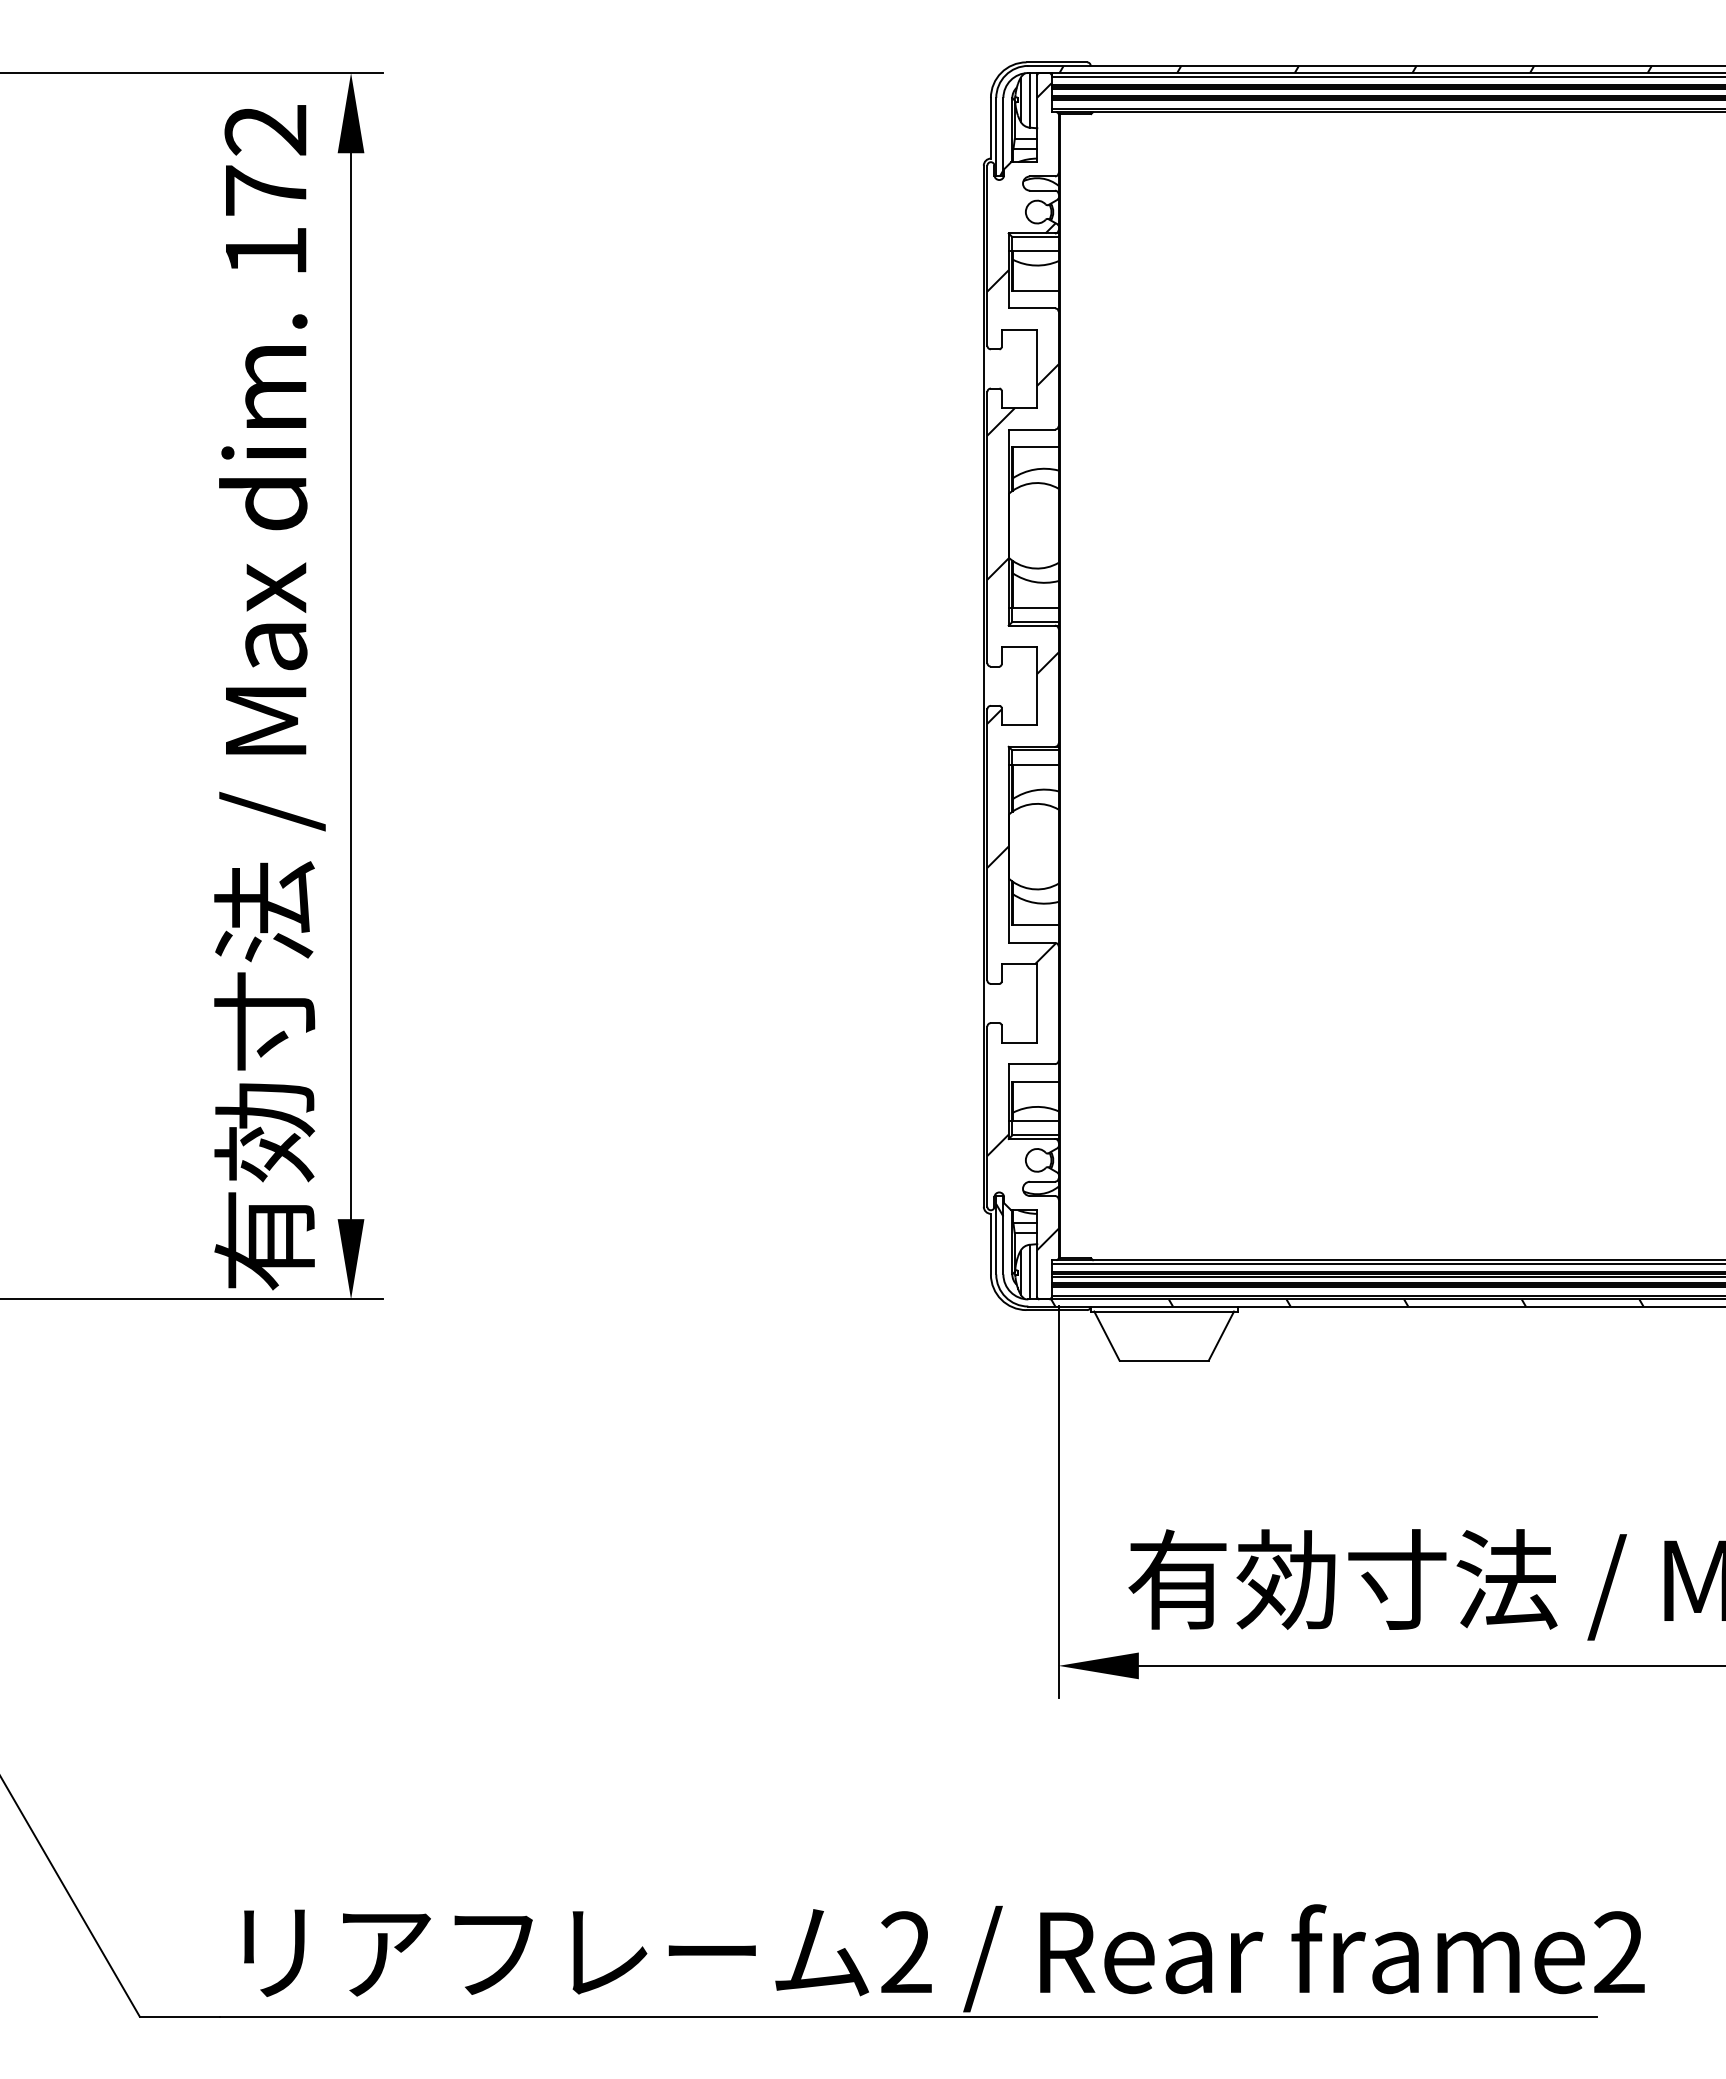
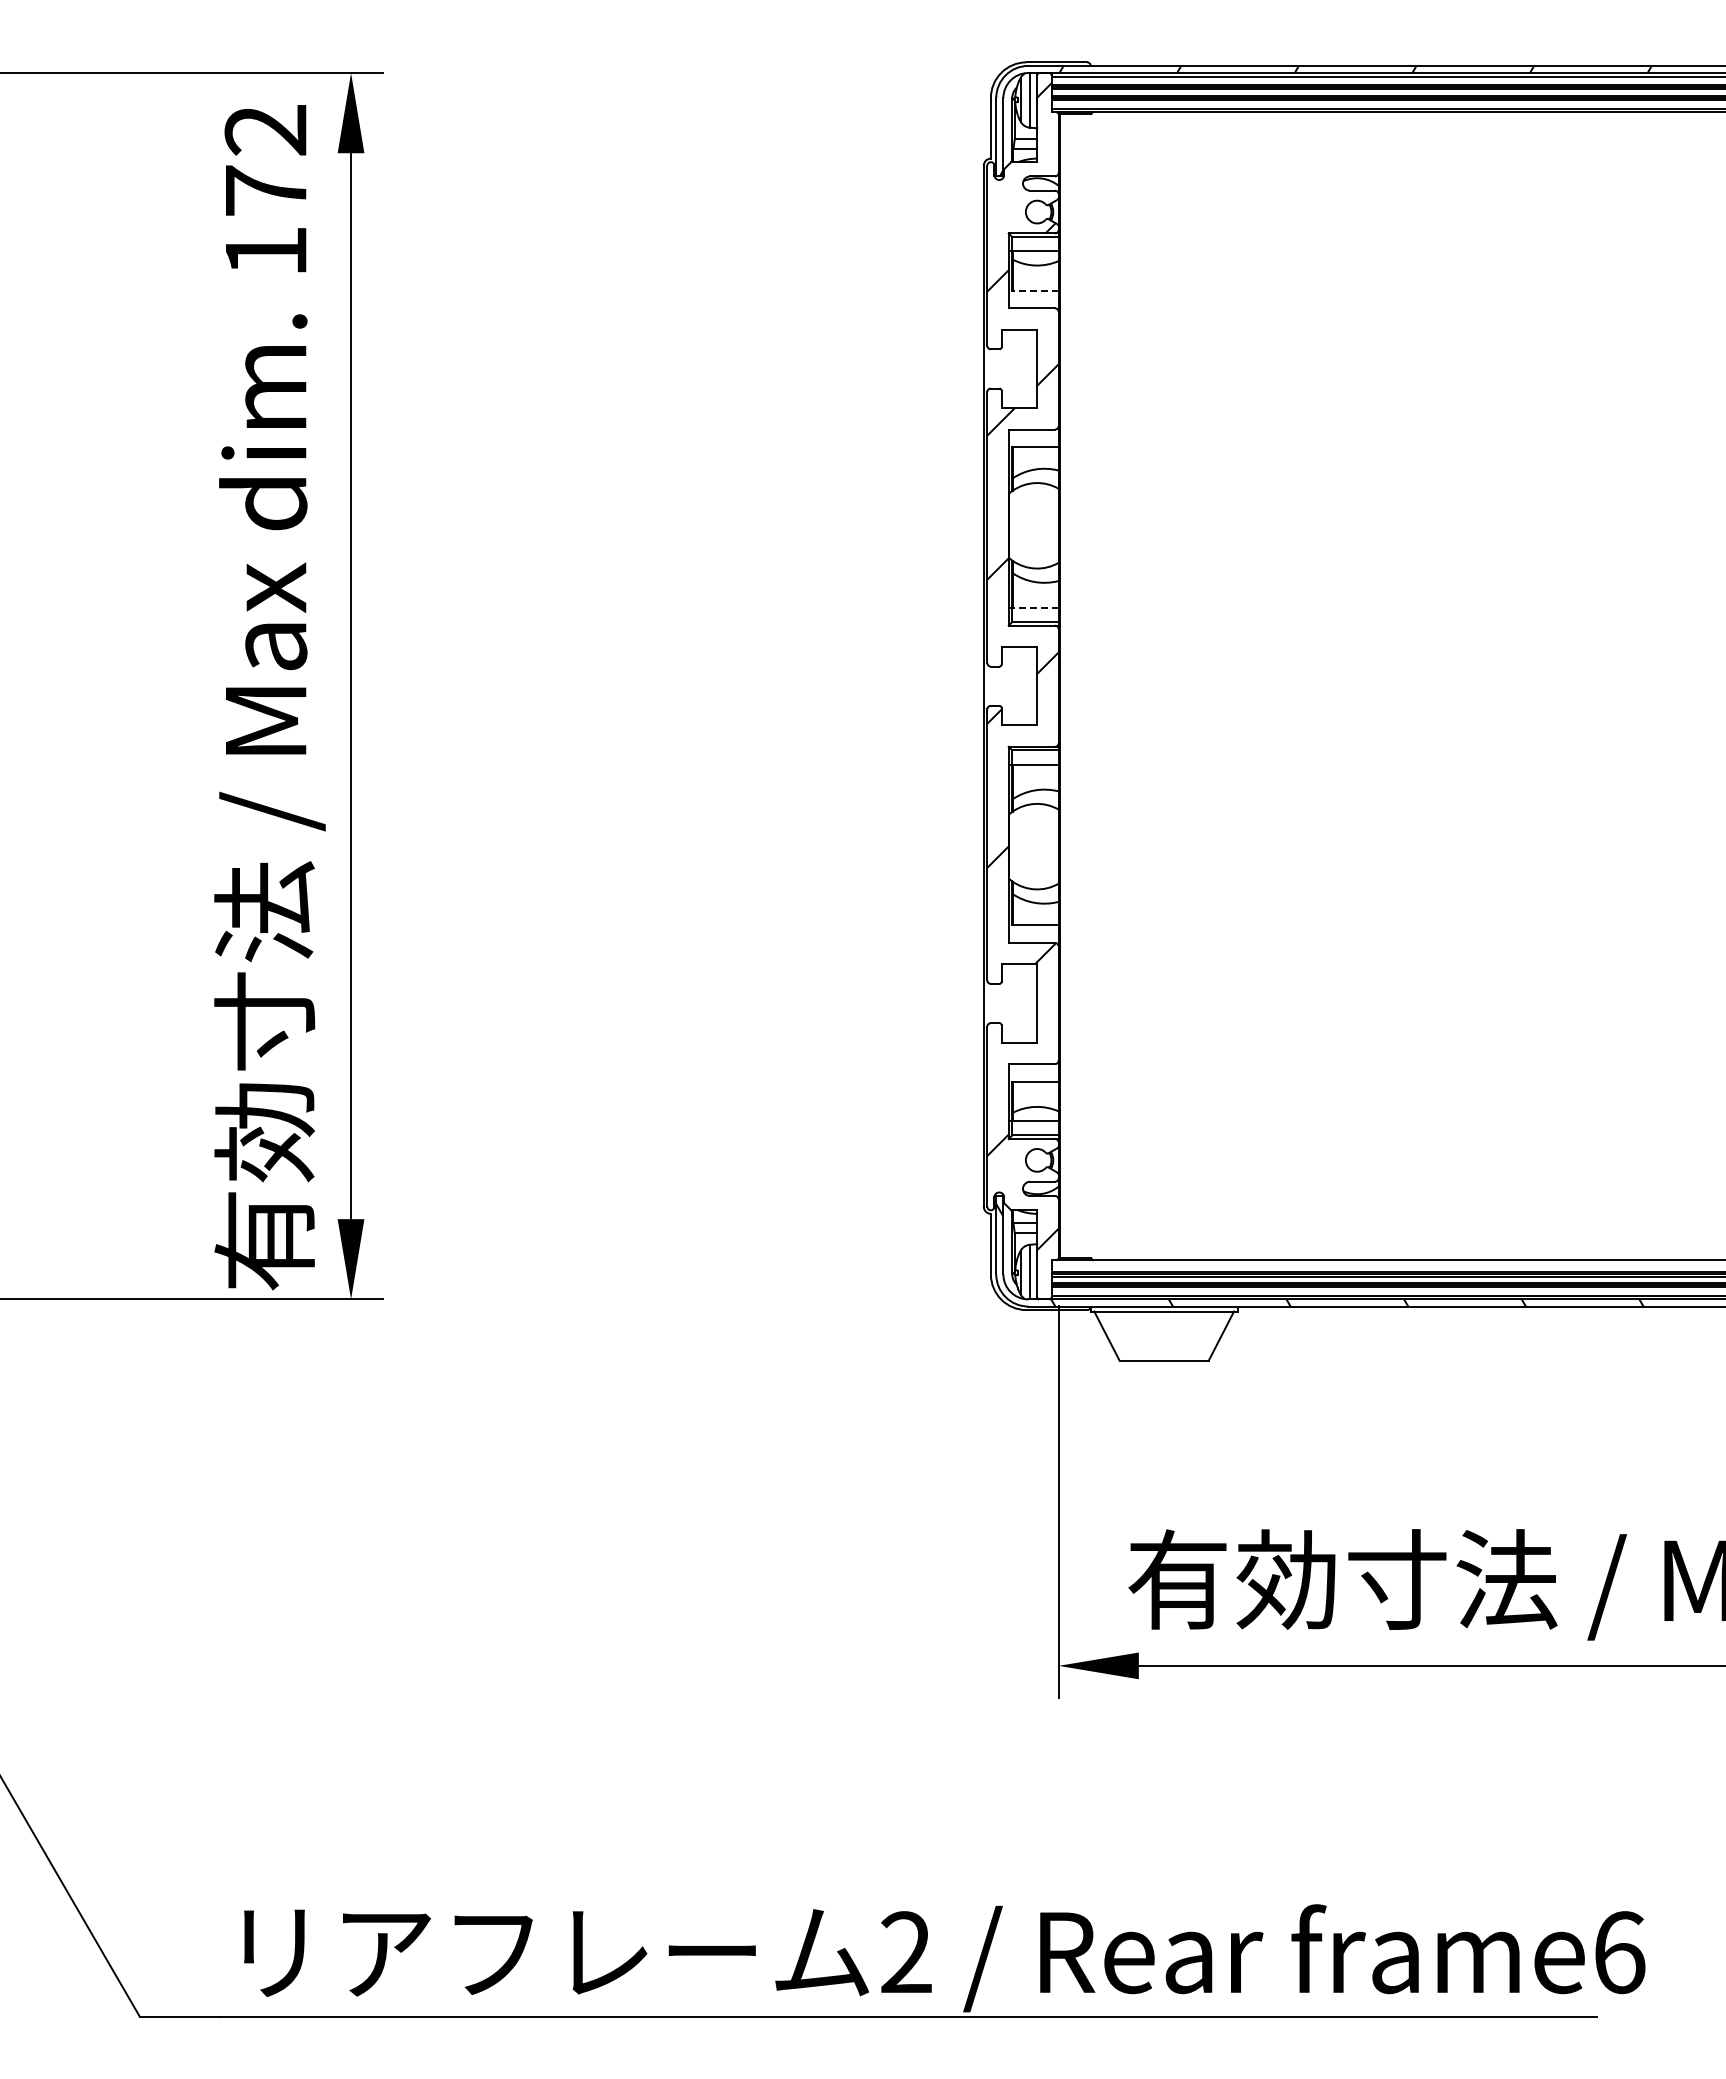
line: solid -> dashed (1034, 290)
line: solid -> dashed (1034, 607)
line: present -> none (1386, 1263)
text: frame2 -> frame6 (1619, 1952)
